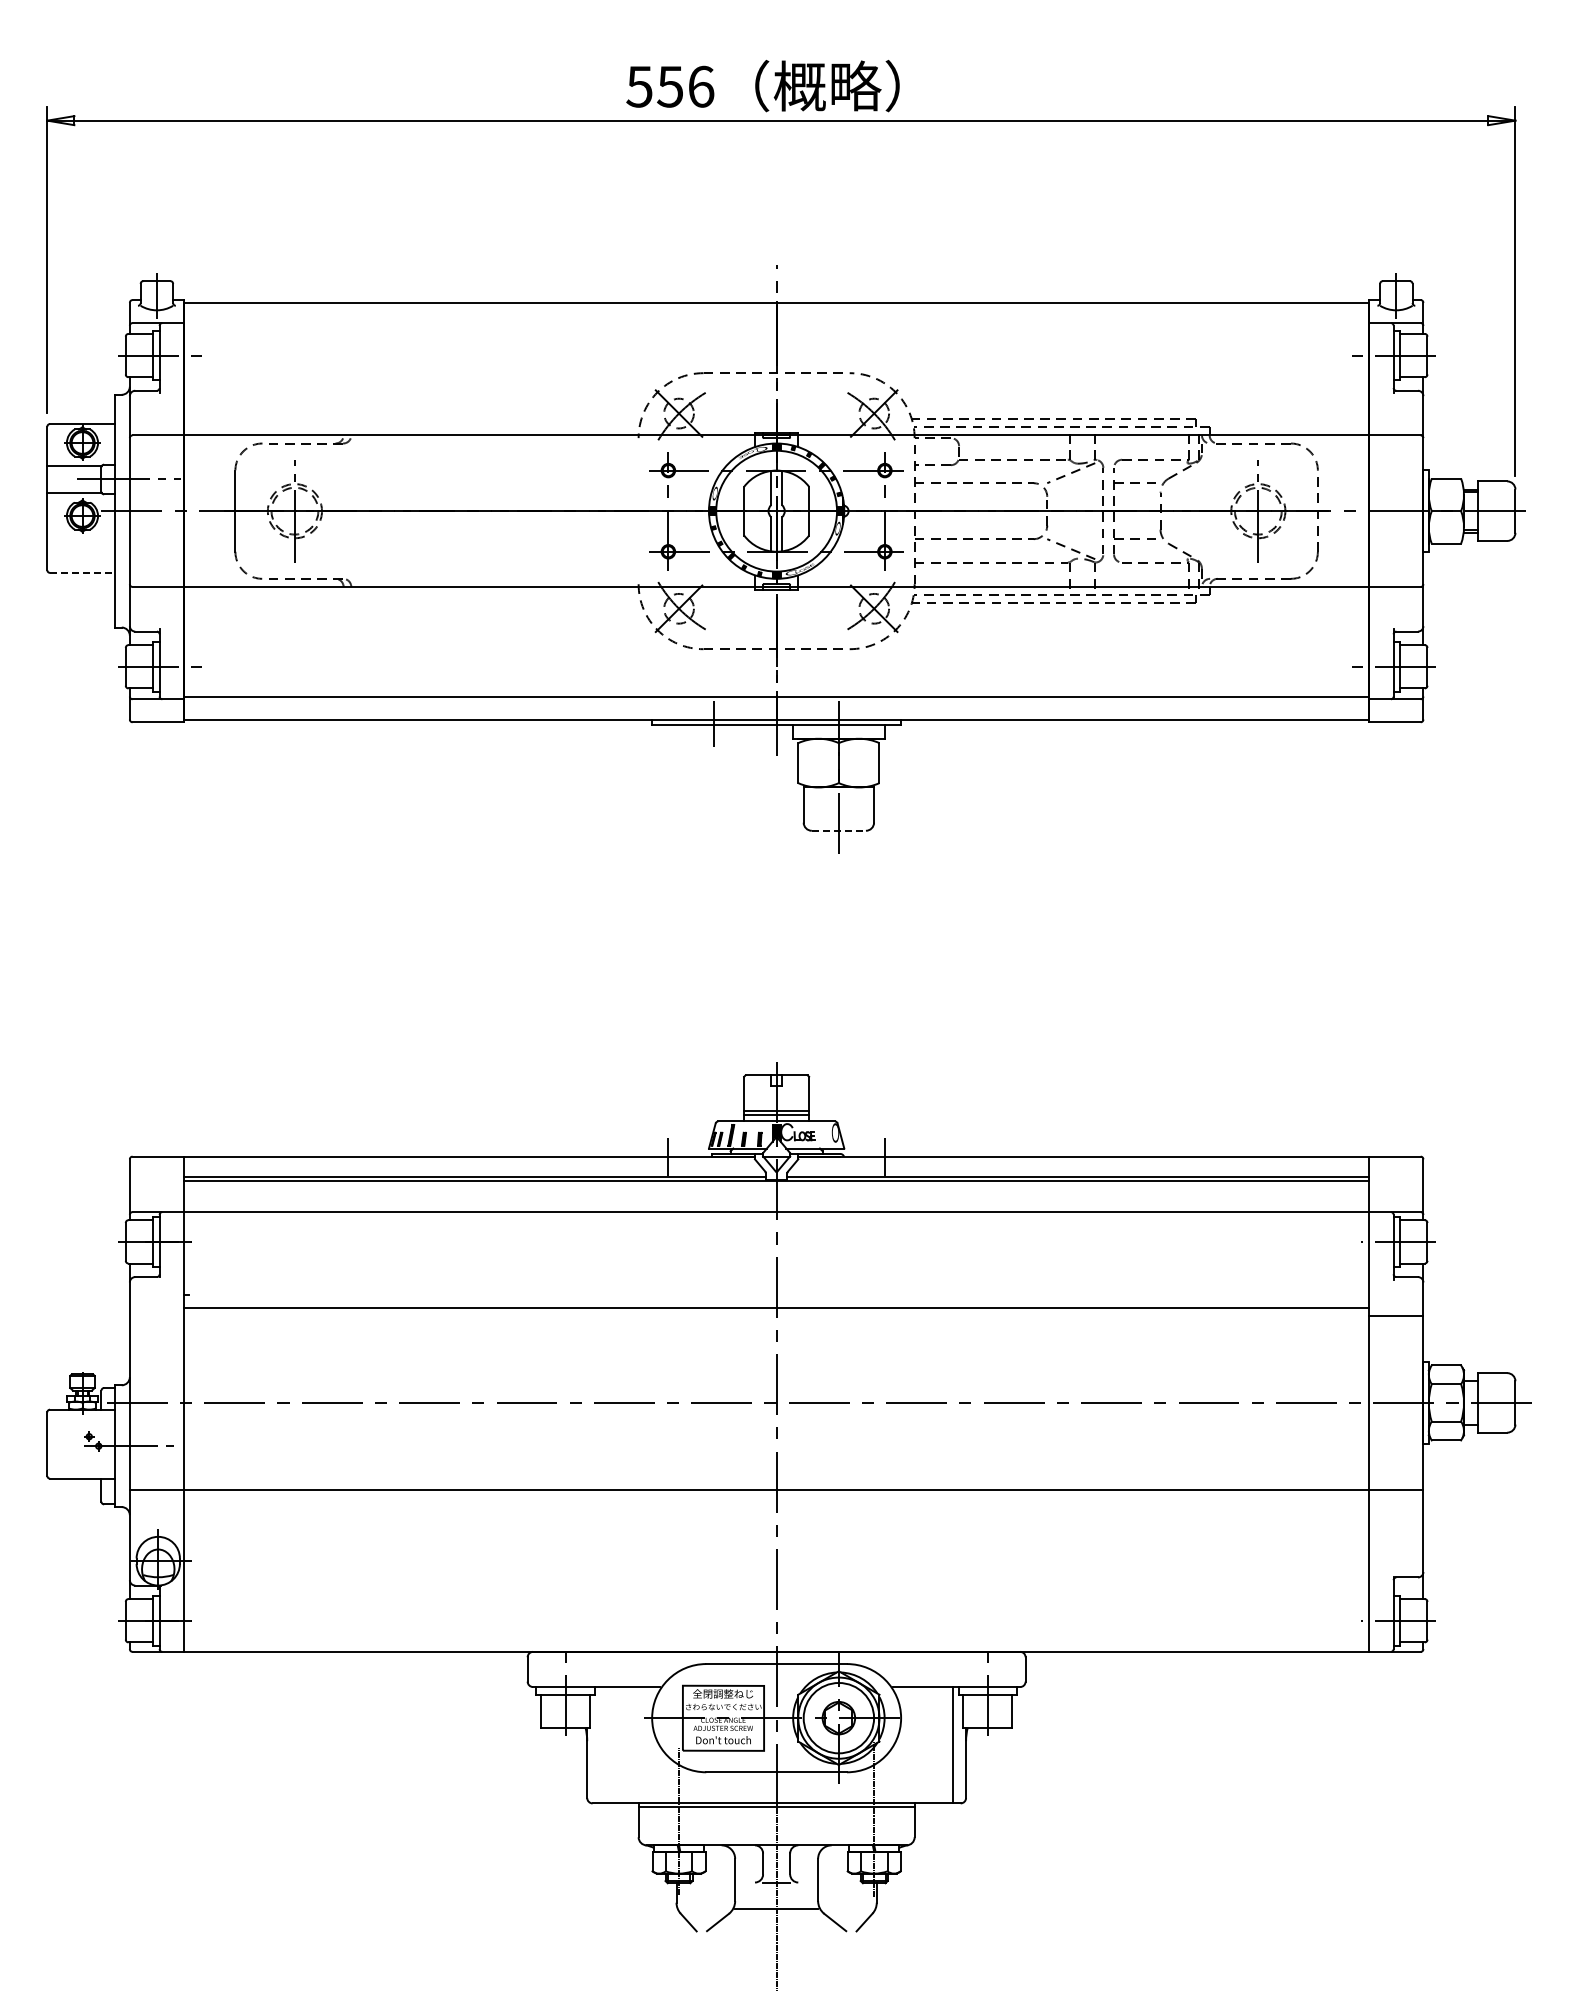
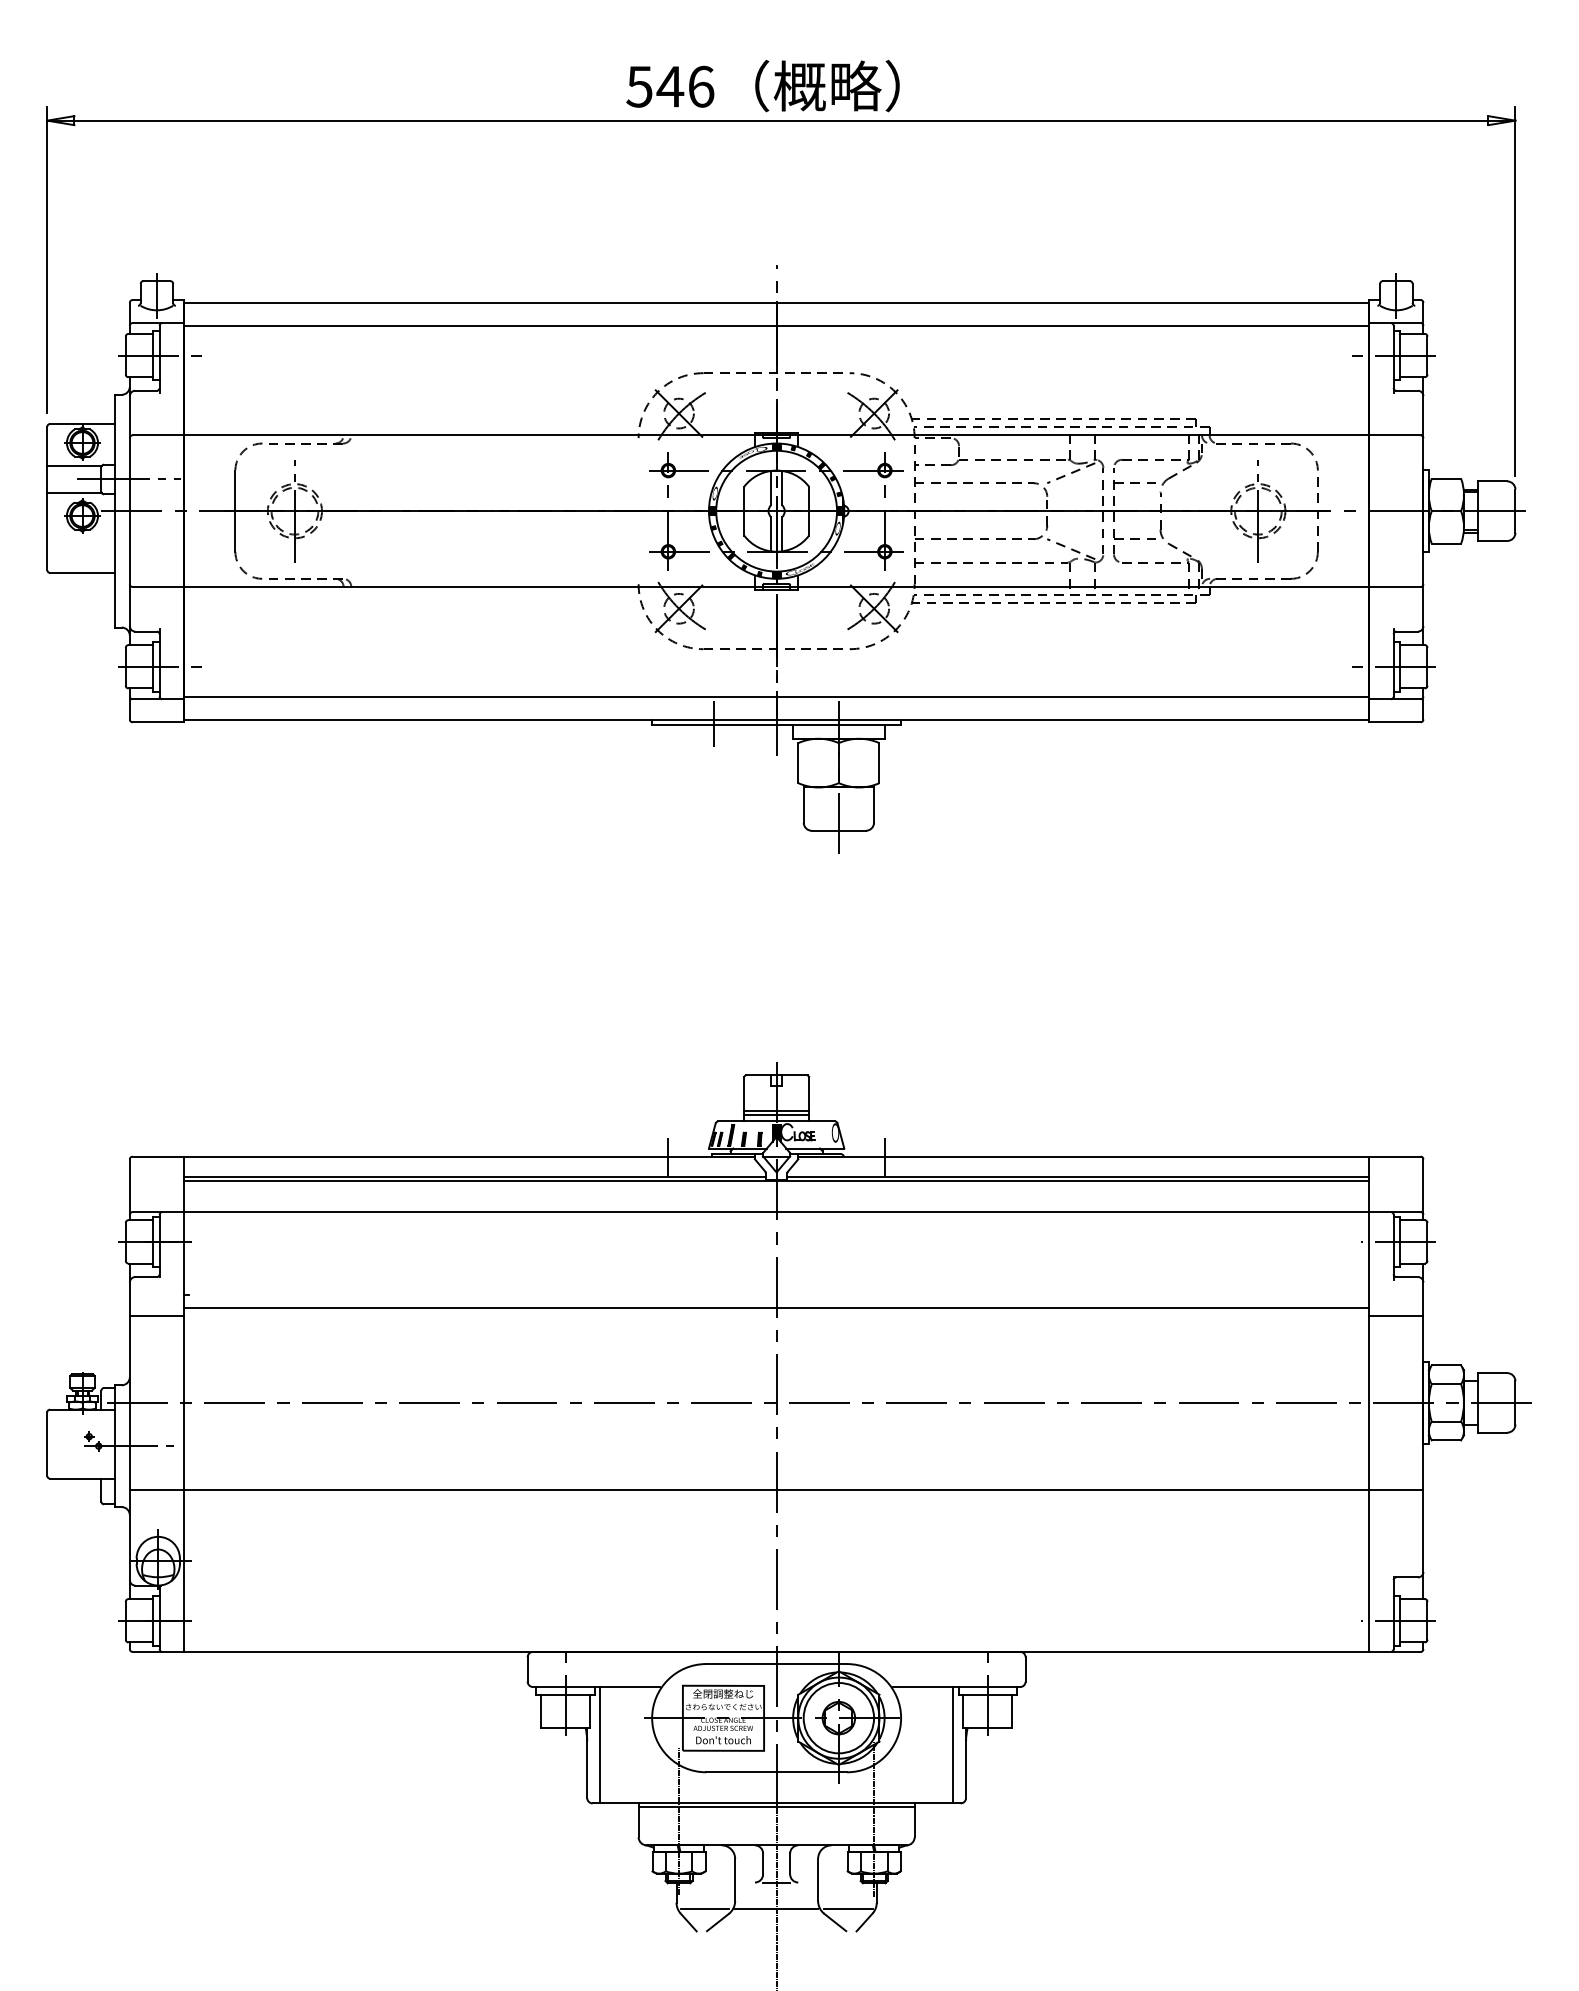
text: 556 -> 546 (670, 86)
line: none -> present (776, 325)
line: dashed -> solid (83, 572)
line: dashed -> solid (839, 830)
line: none -> present (156, 1315)
line: none -> present (600, 1745)
line: none -> present (704, 1908)
line: none -> present (848, 1908)
